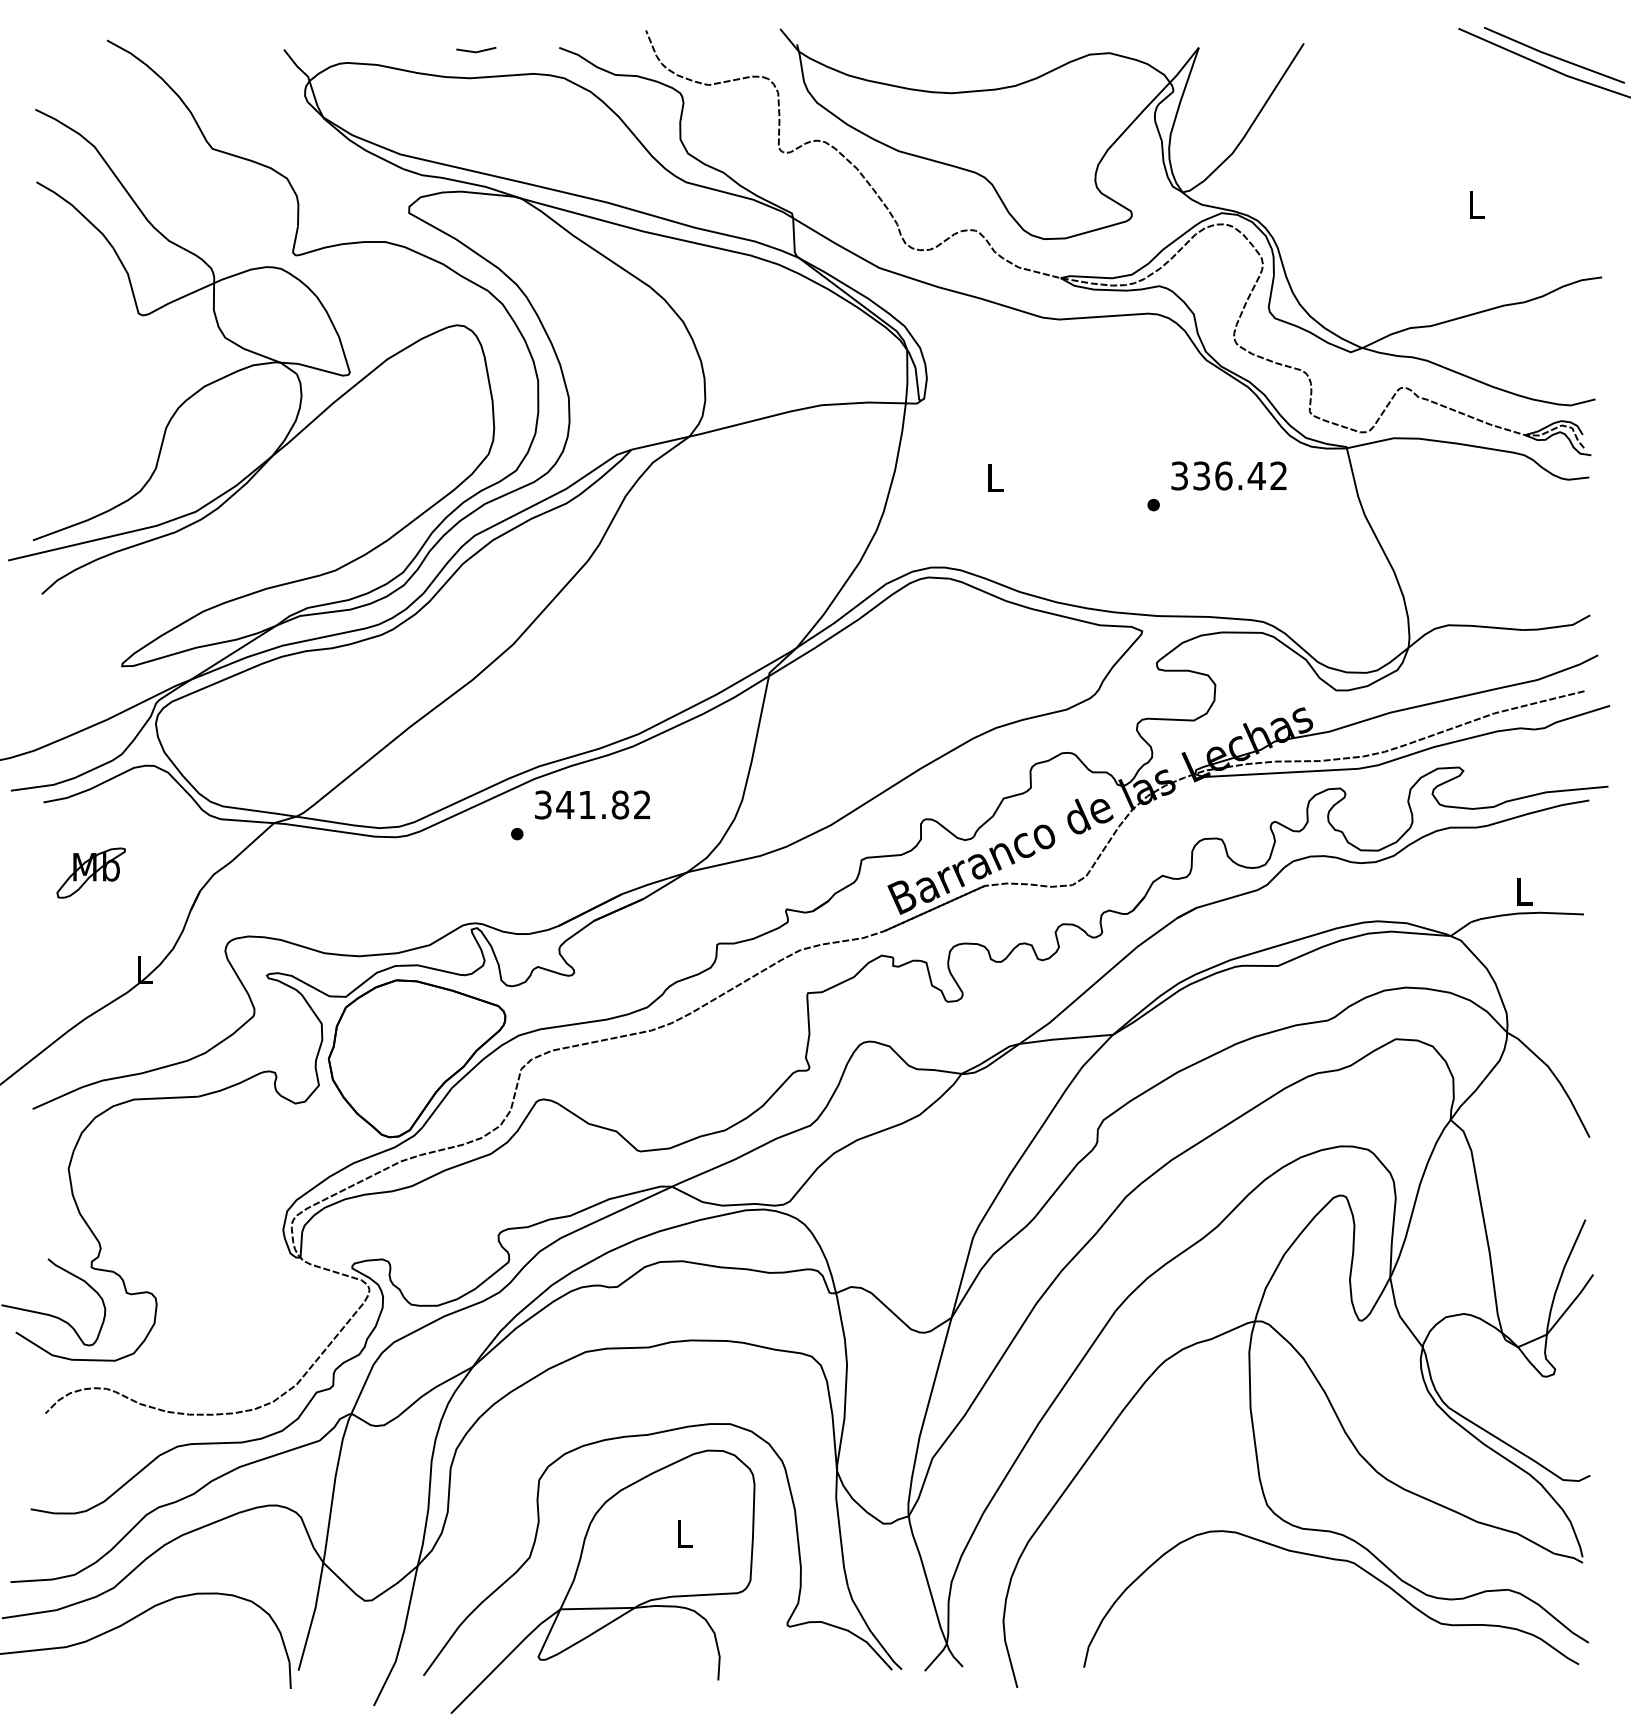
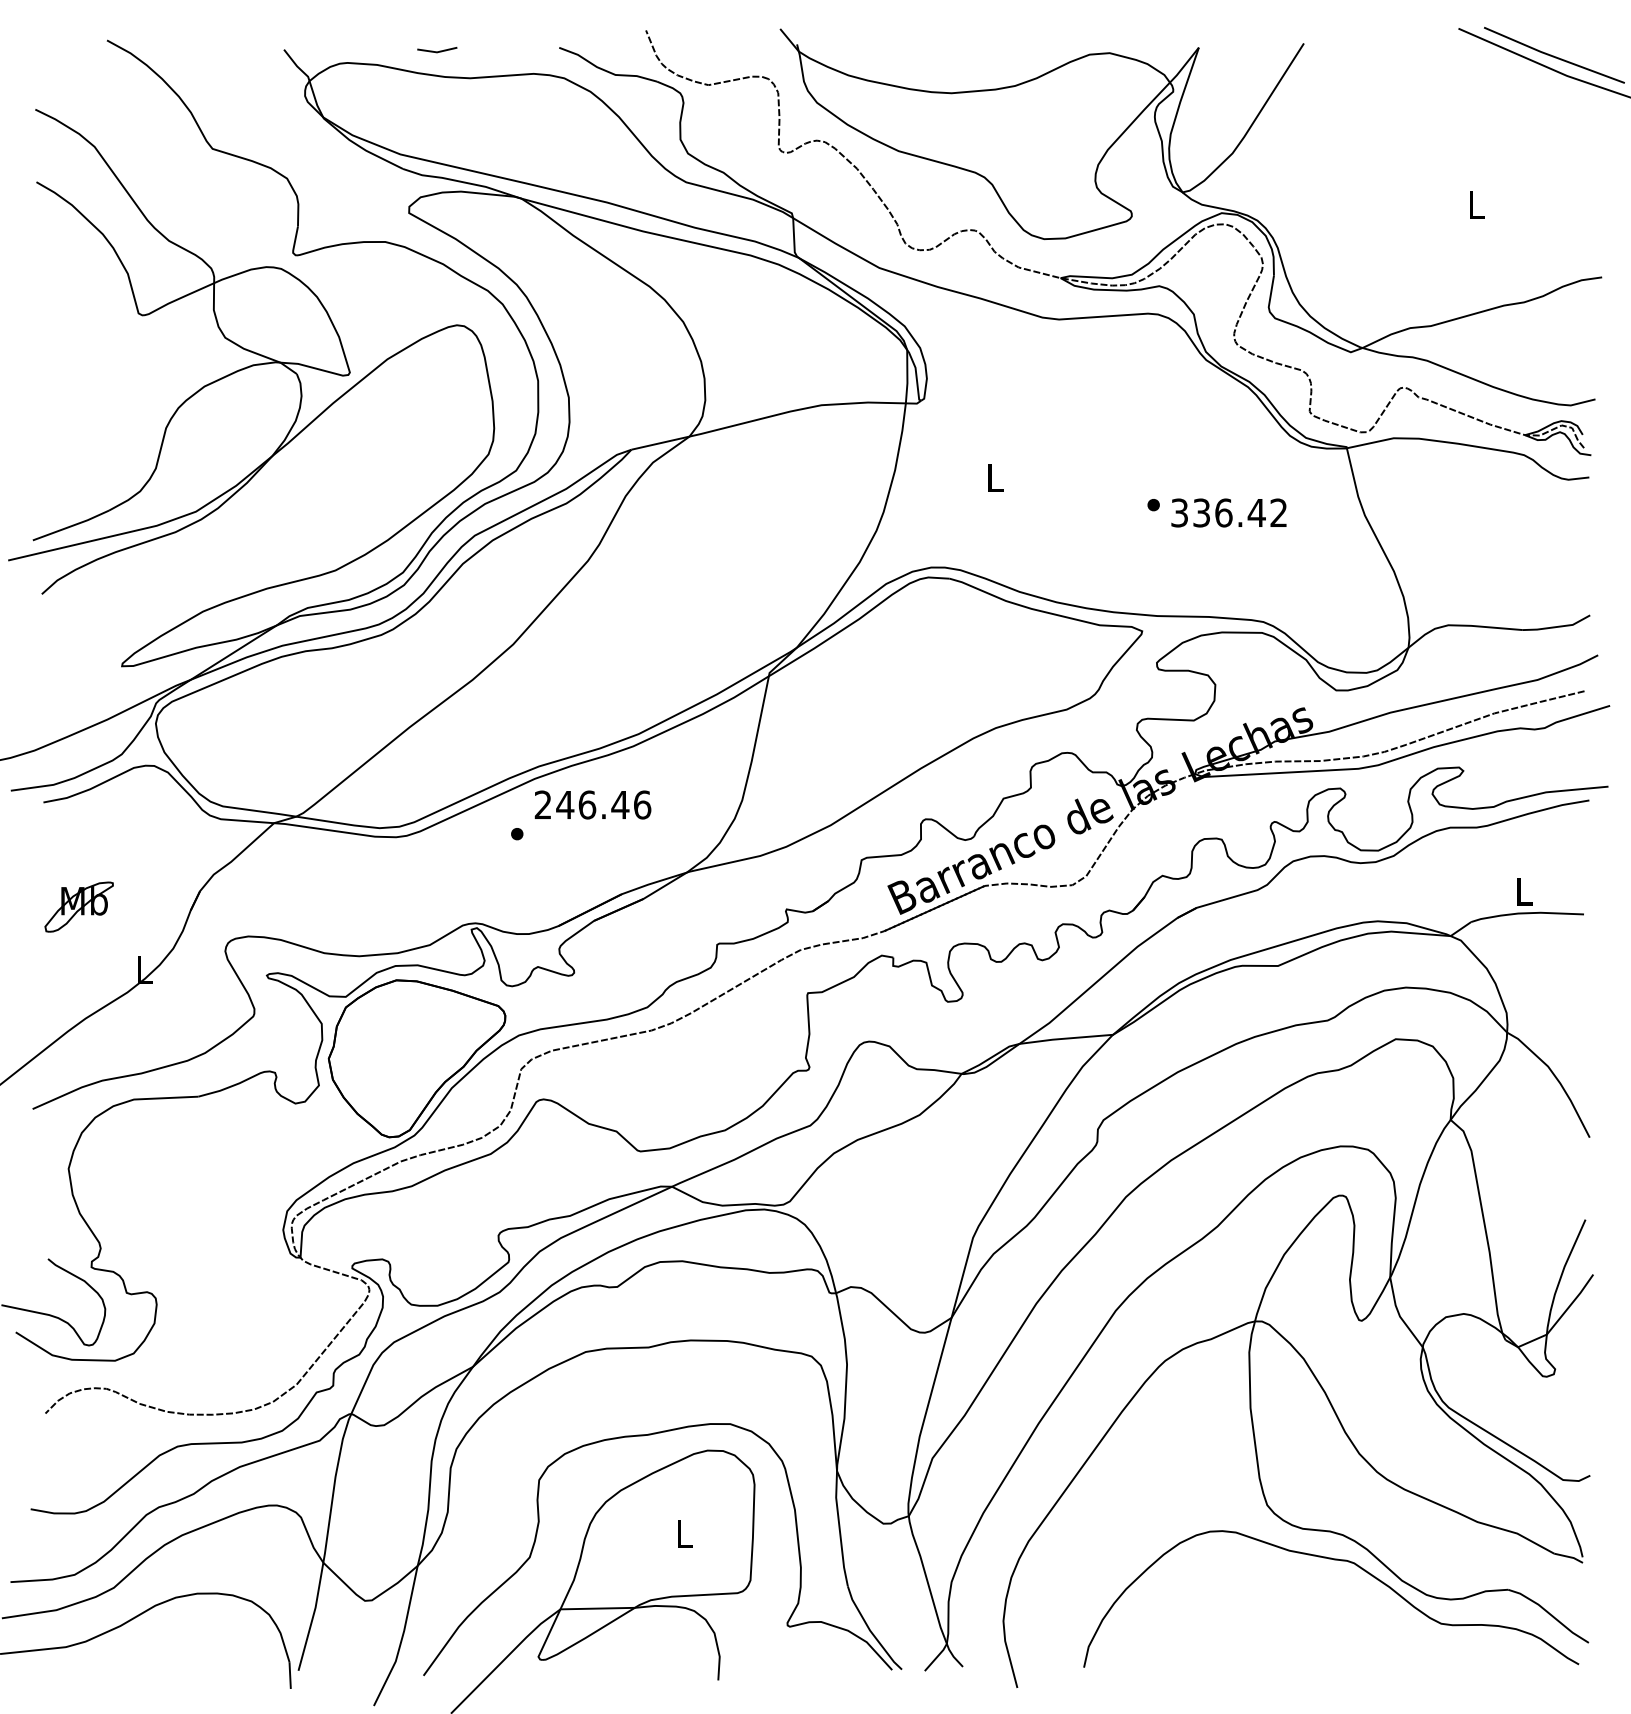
line position: (476, 51) -> (437, 51) (437, 51)
text position: (1228, 475) -> (1228, 512) (1228, 512)
text: 341.82 -> 246.46 (592, 804)
part position: (90, 872) -> (78, 906) (78, 906)
